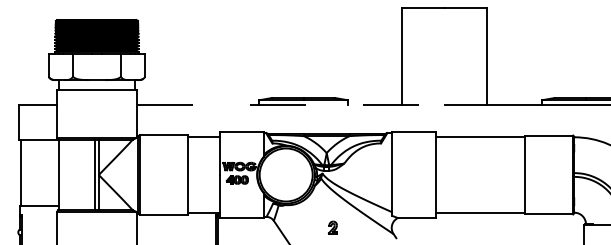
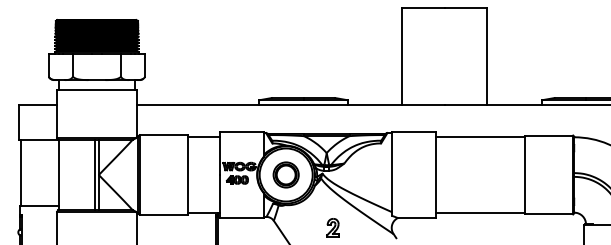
line: dashed -> solid (291, 104)
part: none -> present (285, 174)
part size: 11x15 px -> 14x20 px (332, 227)
